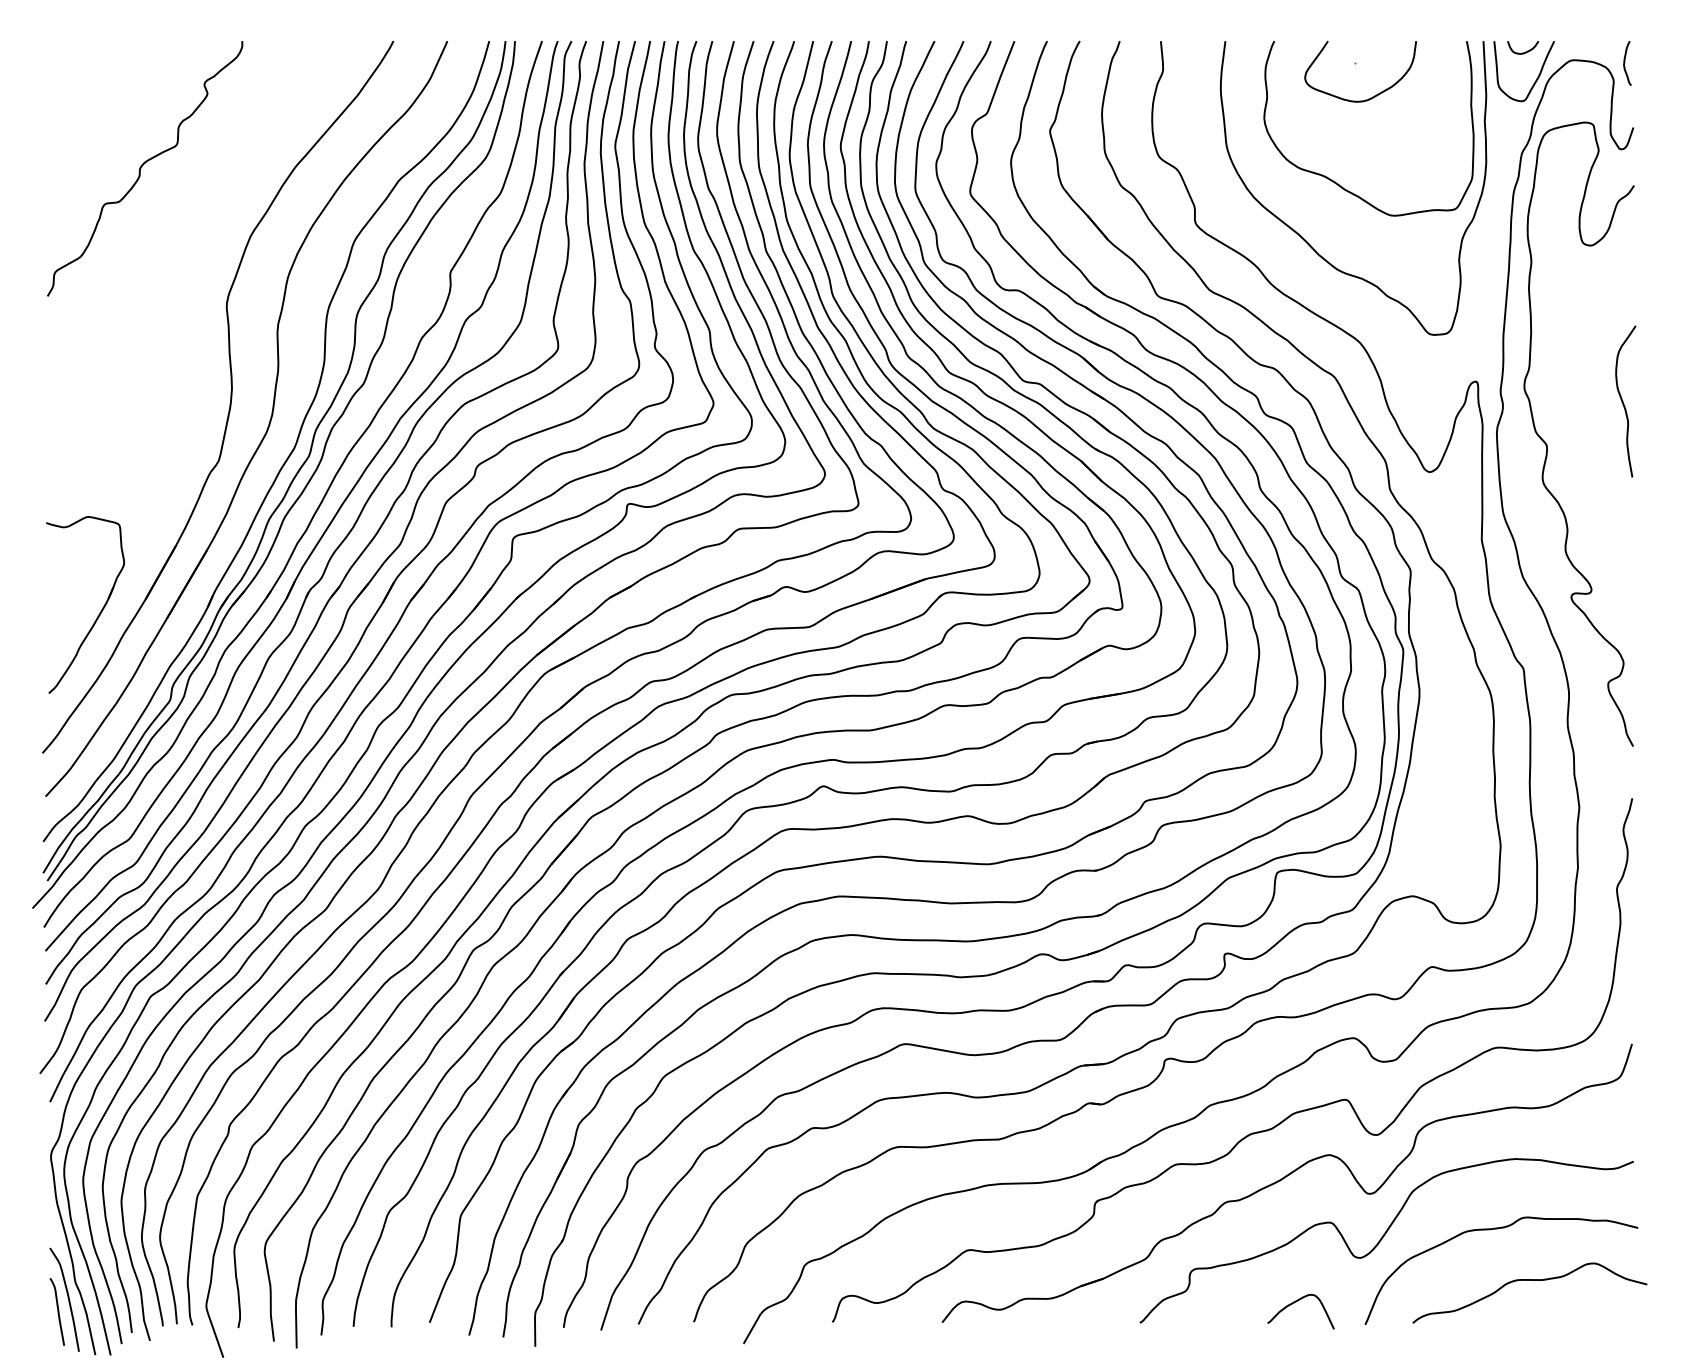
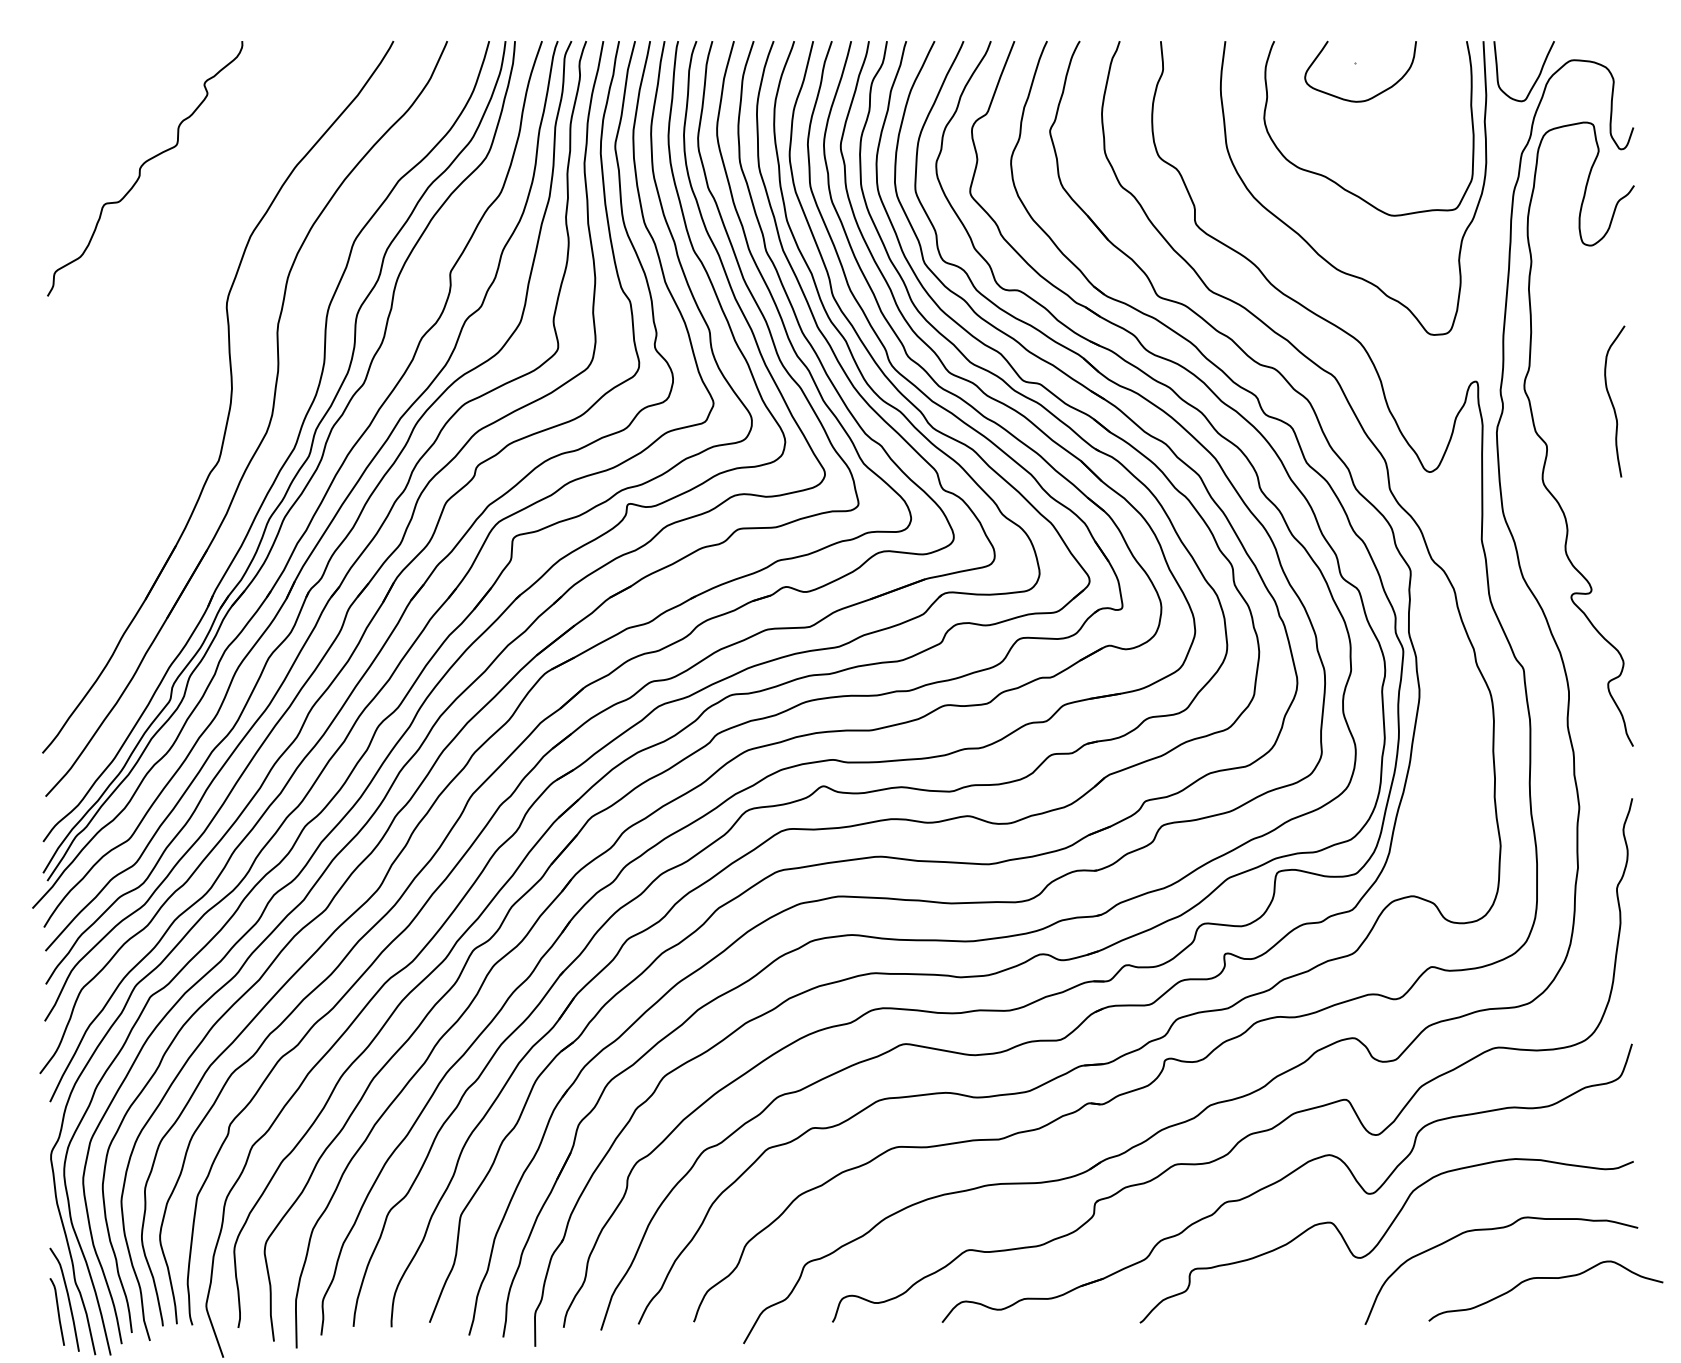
curve: present -> none (1525, 51)
curve: present -> none (1625, 63)
curve position: (1623, 401) -> (1612, 401) (1612, 401)
part: present -> none (99, 612)
curve position: (1529, 1280) -> (1545, 1278) (1545, 1278)
curve: present -> none (1296, 1302)
